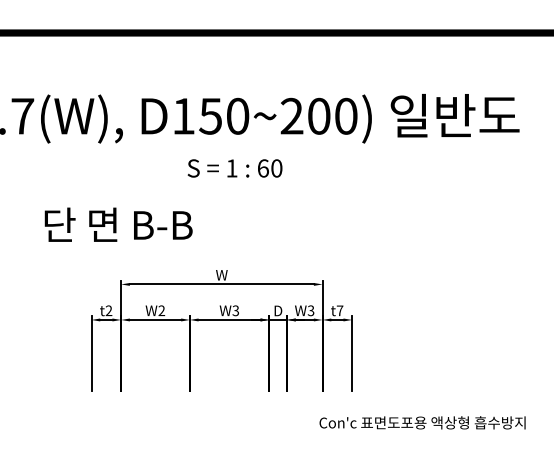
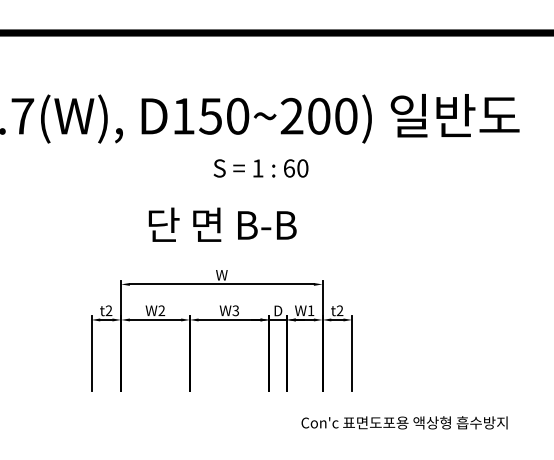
text position: (234, 168) -> (260, 168) (260, 168)
text position: (118, 224) -> (222, 224) (222, 224)
text: W3 -> W1 (310, 310)
text: t7 -> t2 (339, 310)
text position: (422, 422) -> (404, 422) (404, 422)
